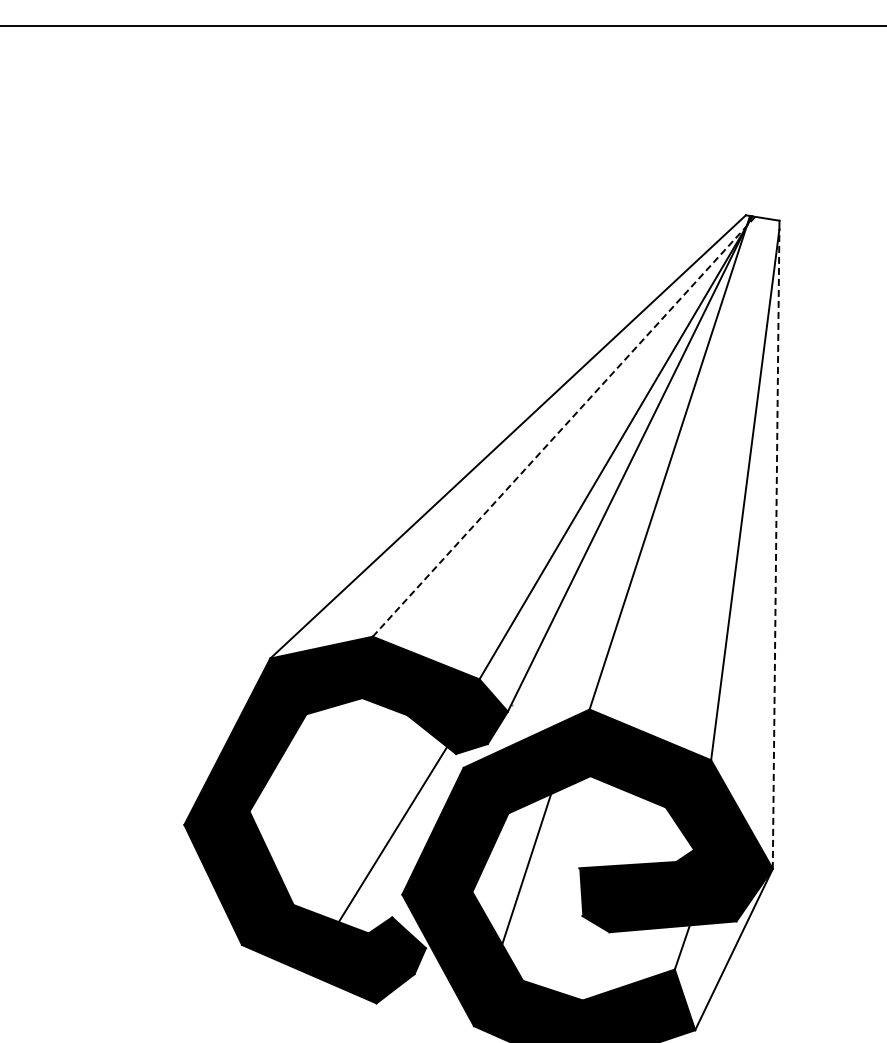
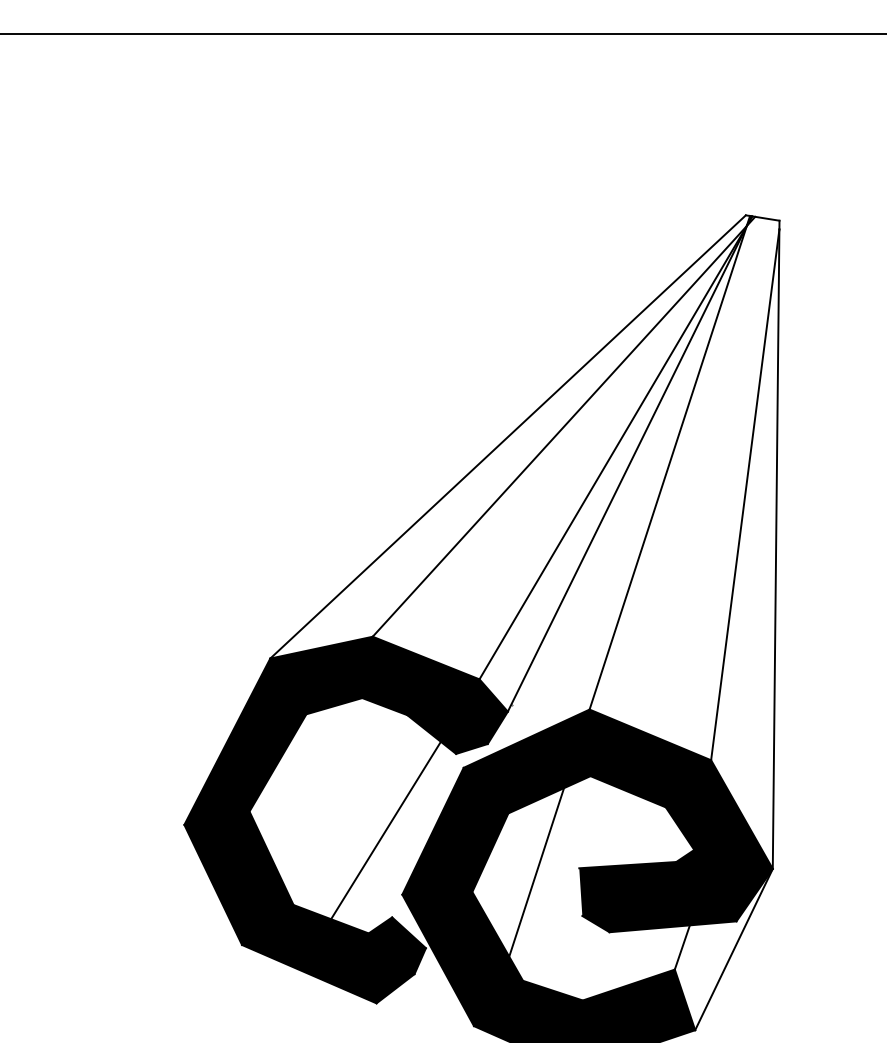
line position: (442, 26) -> (442, 34) (442, 34)
line: dashed -> solid (563, 426)
line: dashed -> solid (776, 549)
line position: (392, 834) -> (385, 830) (385, 830)
line position: (526, 869) -> (536, 872) (536, 872)
